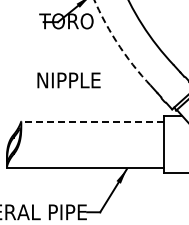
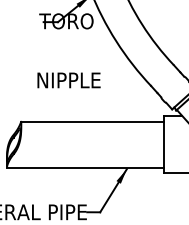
arc: dashed -> solid (118, 45)
line: dashed -> solid (92, 121)
